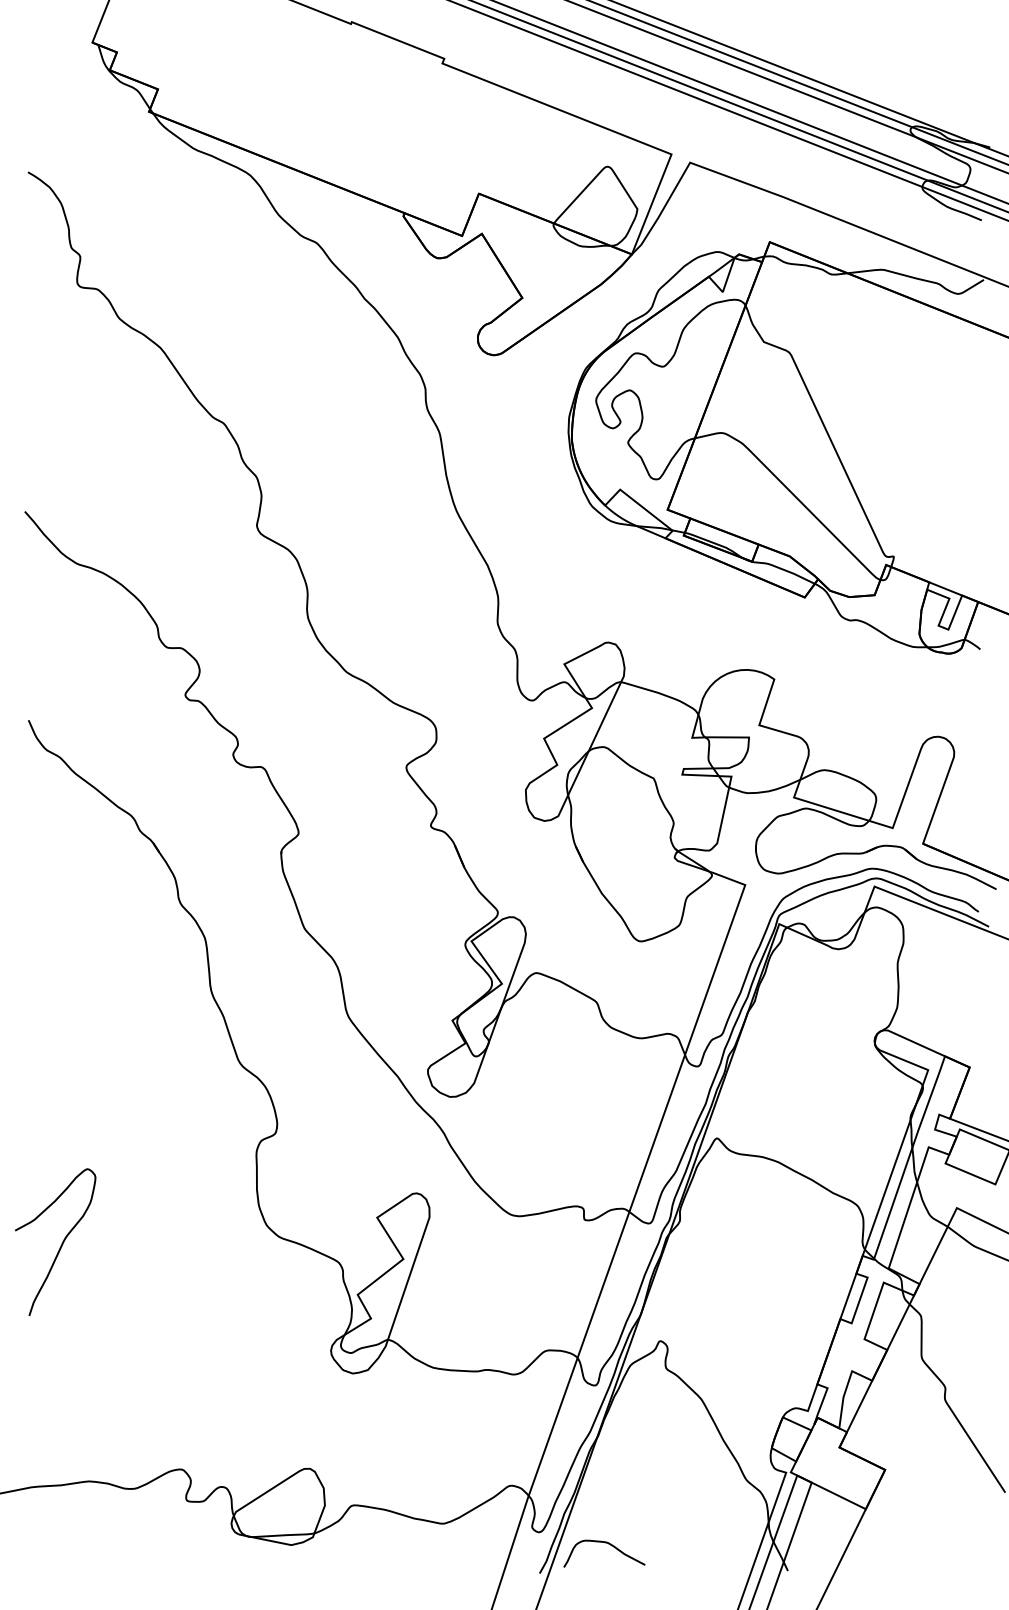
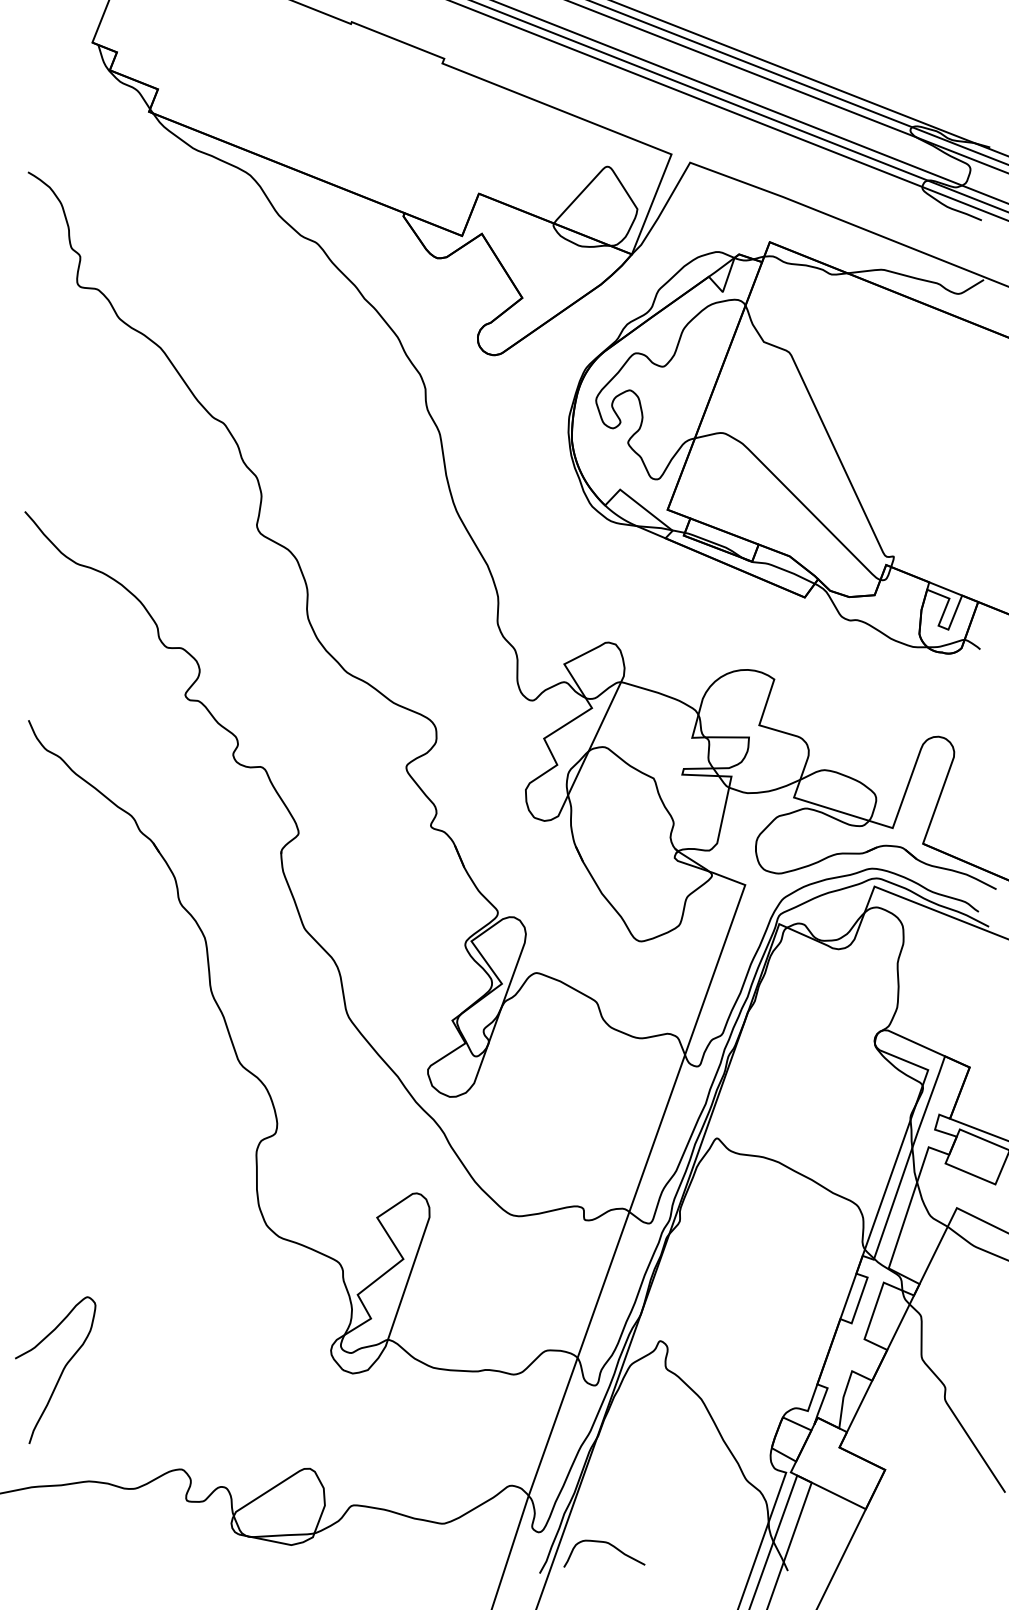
curve position: (61, 1243) -> (61, 1371) (61, 1371)
